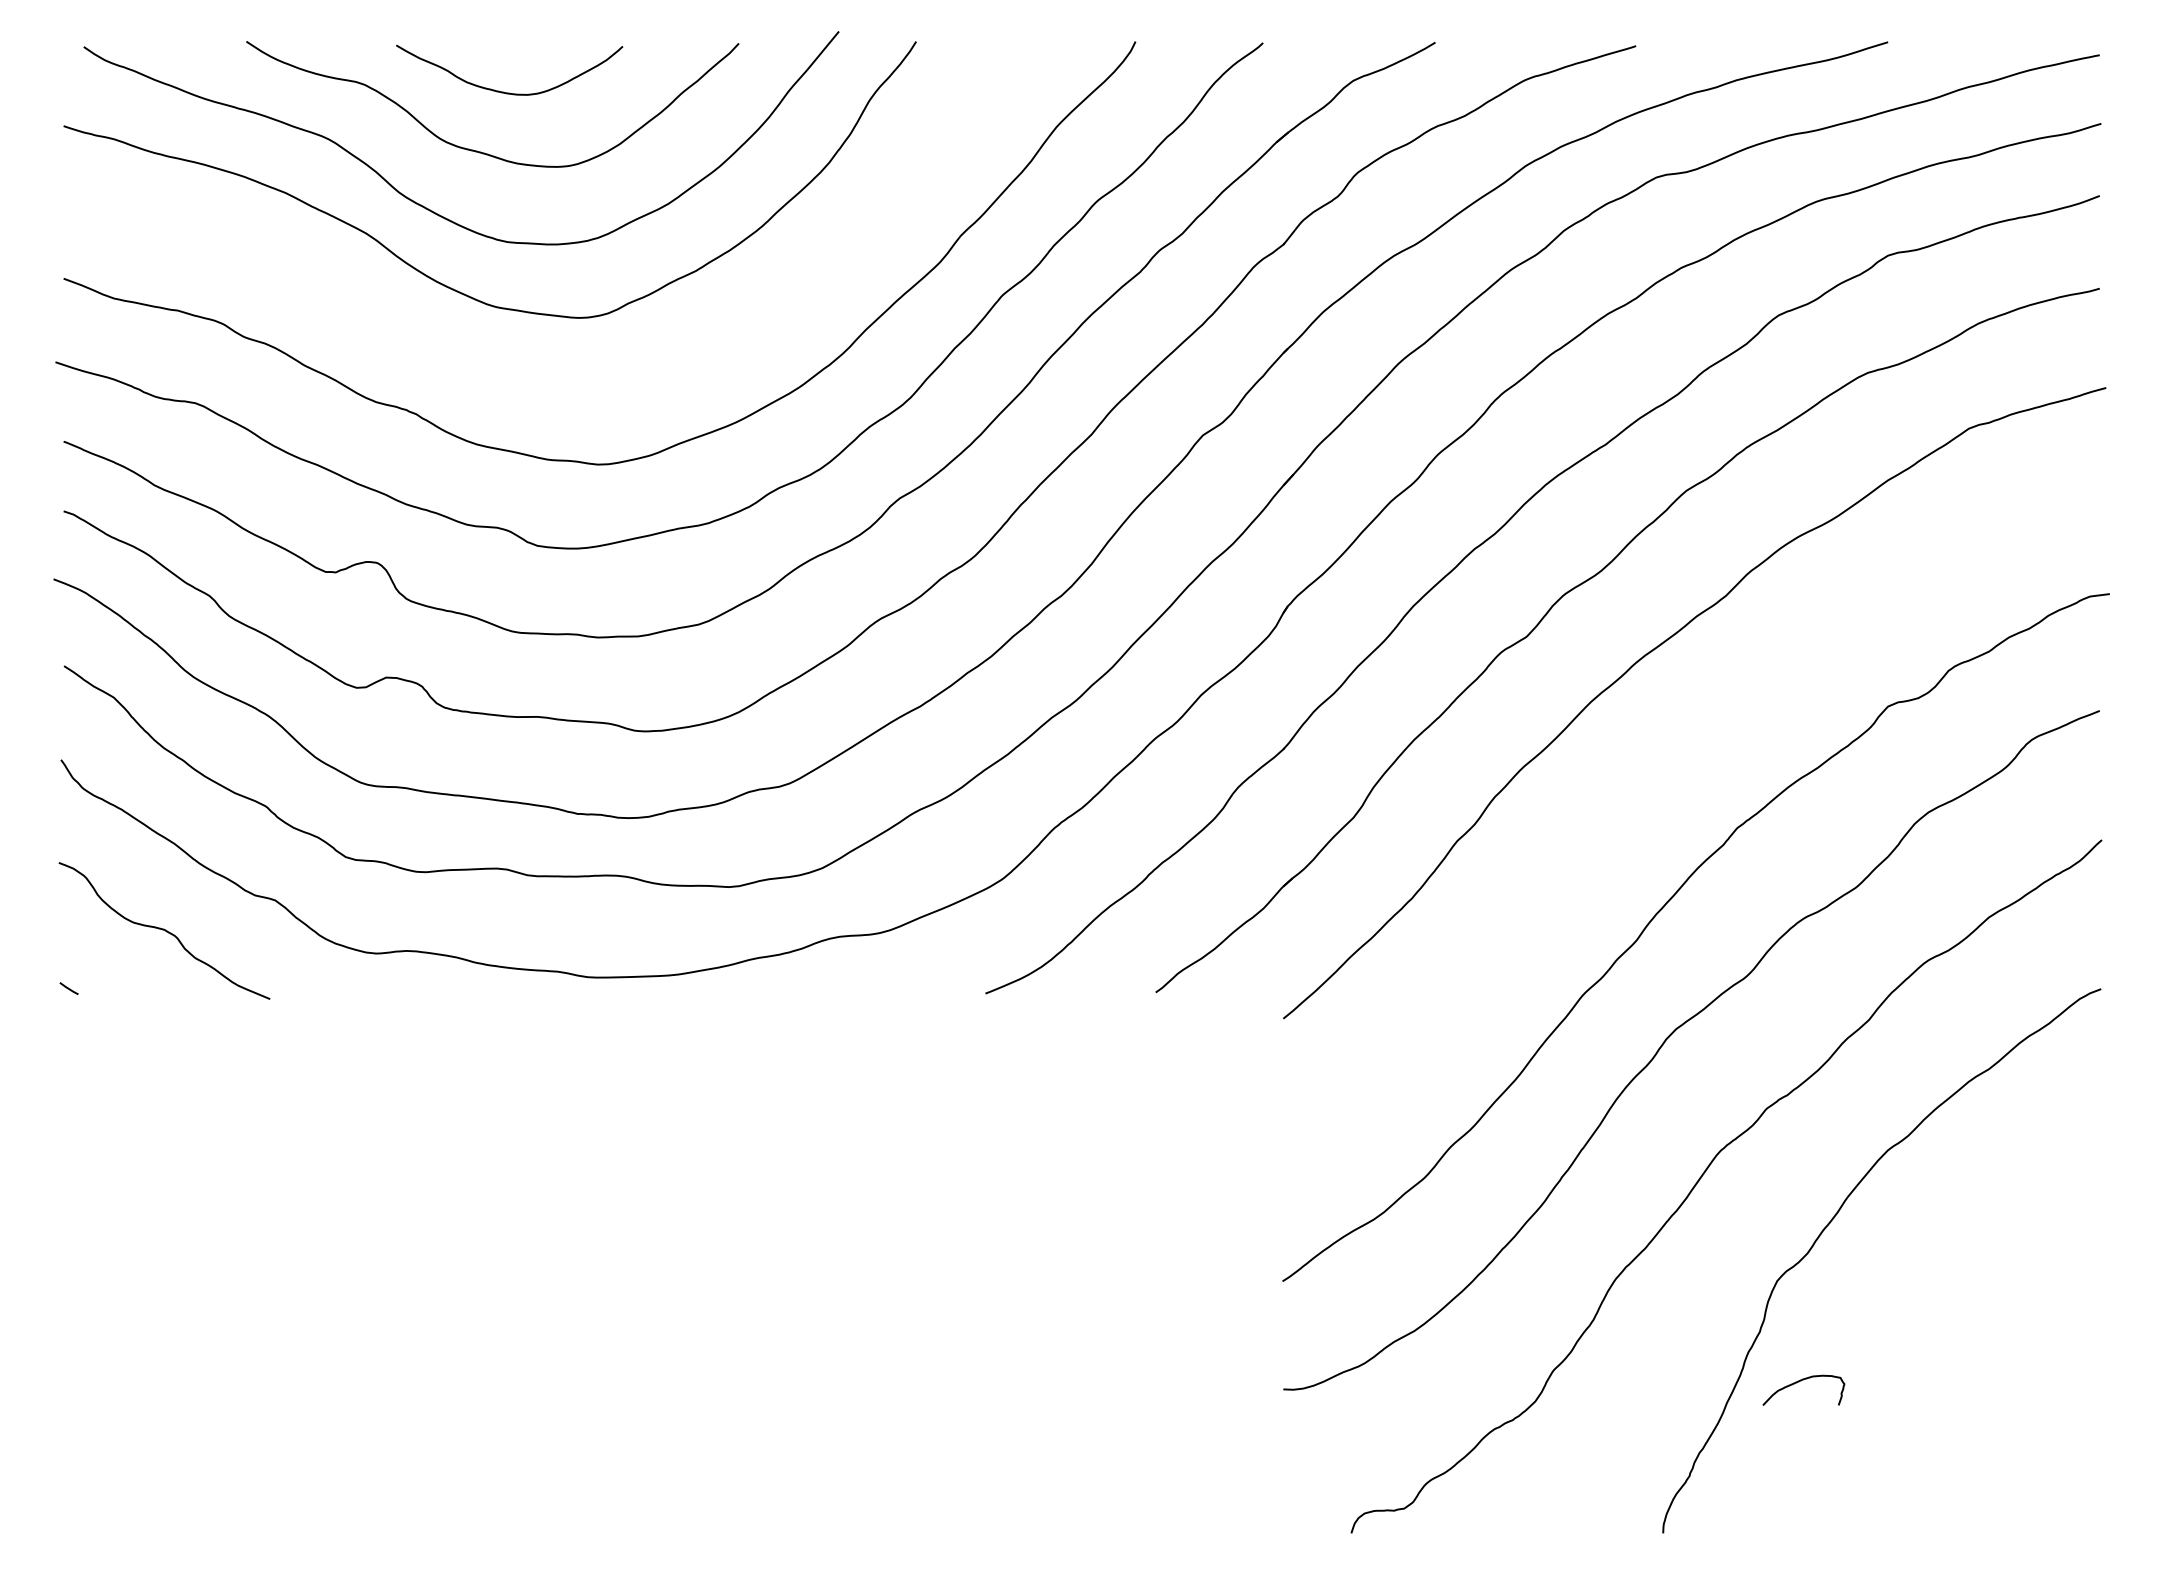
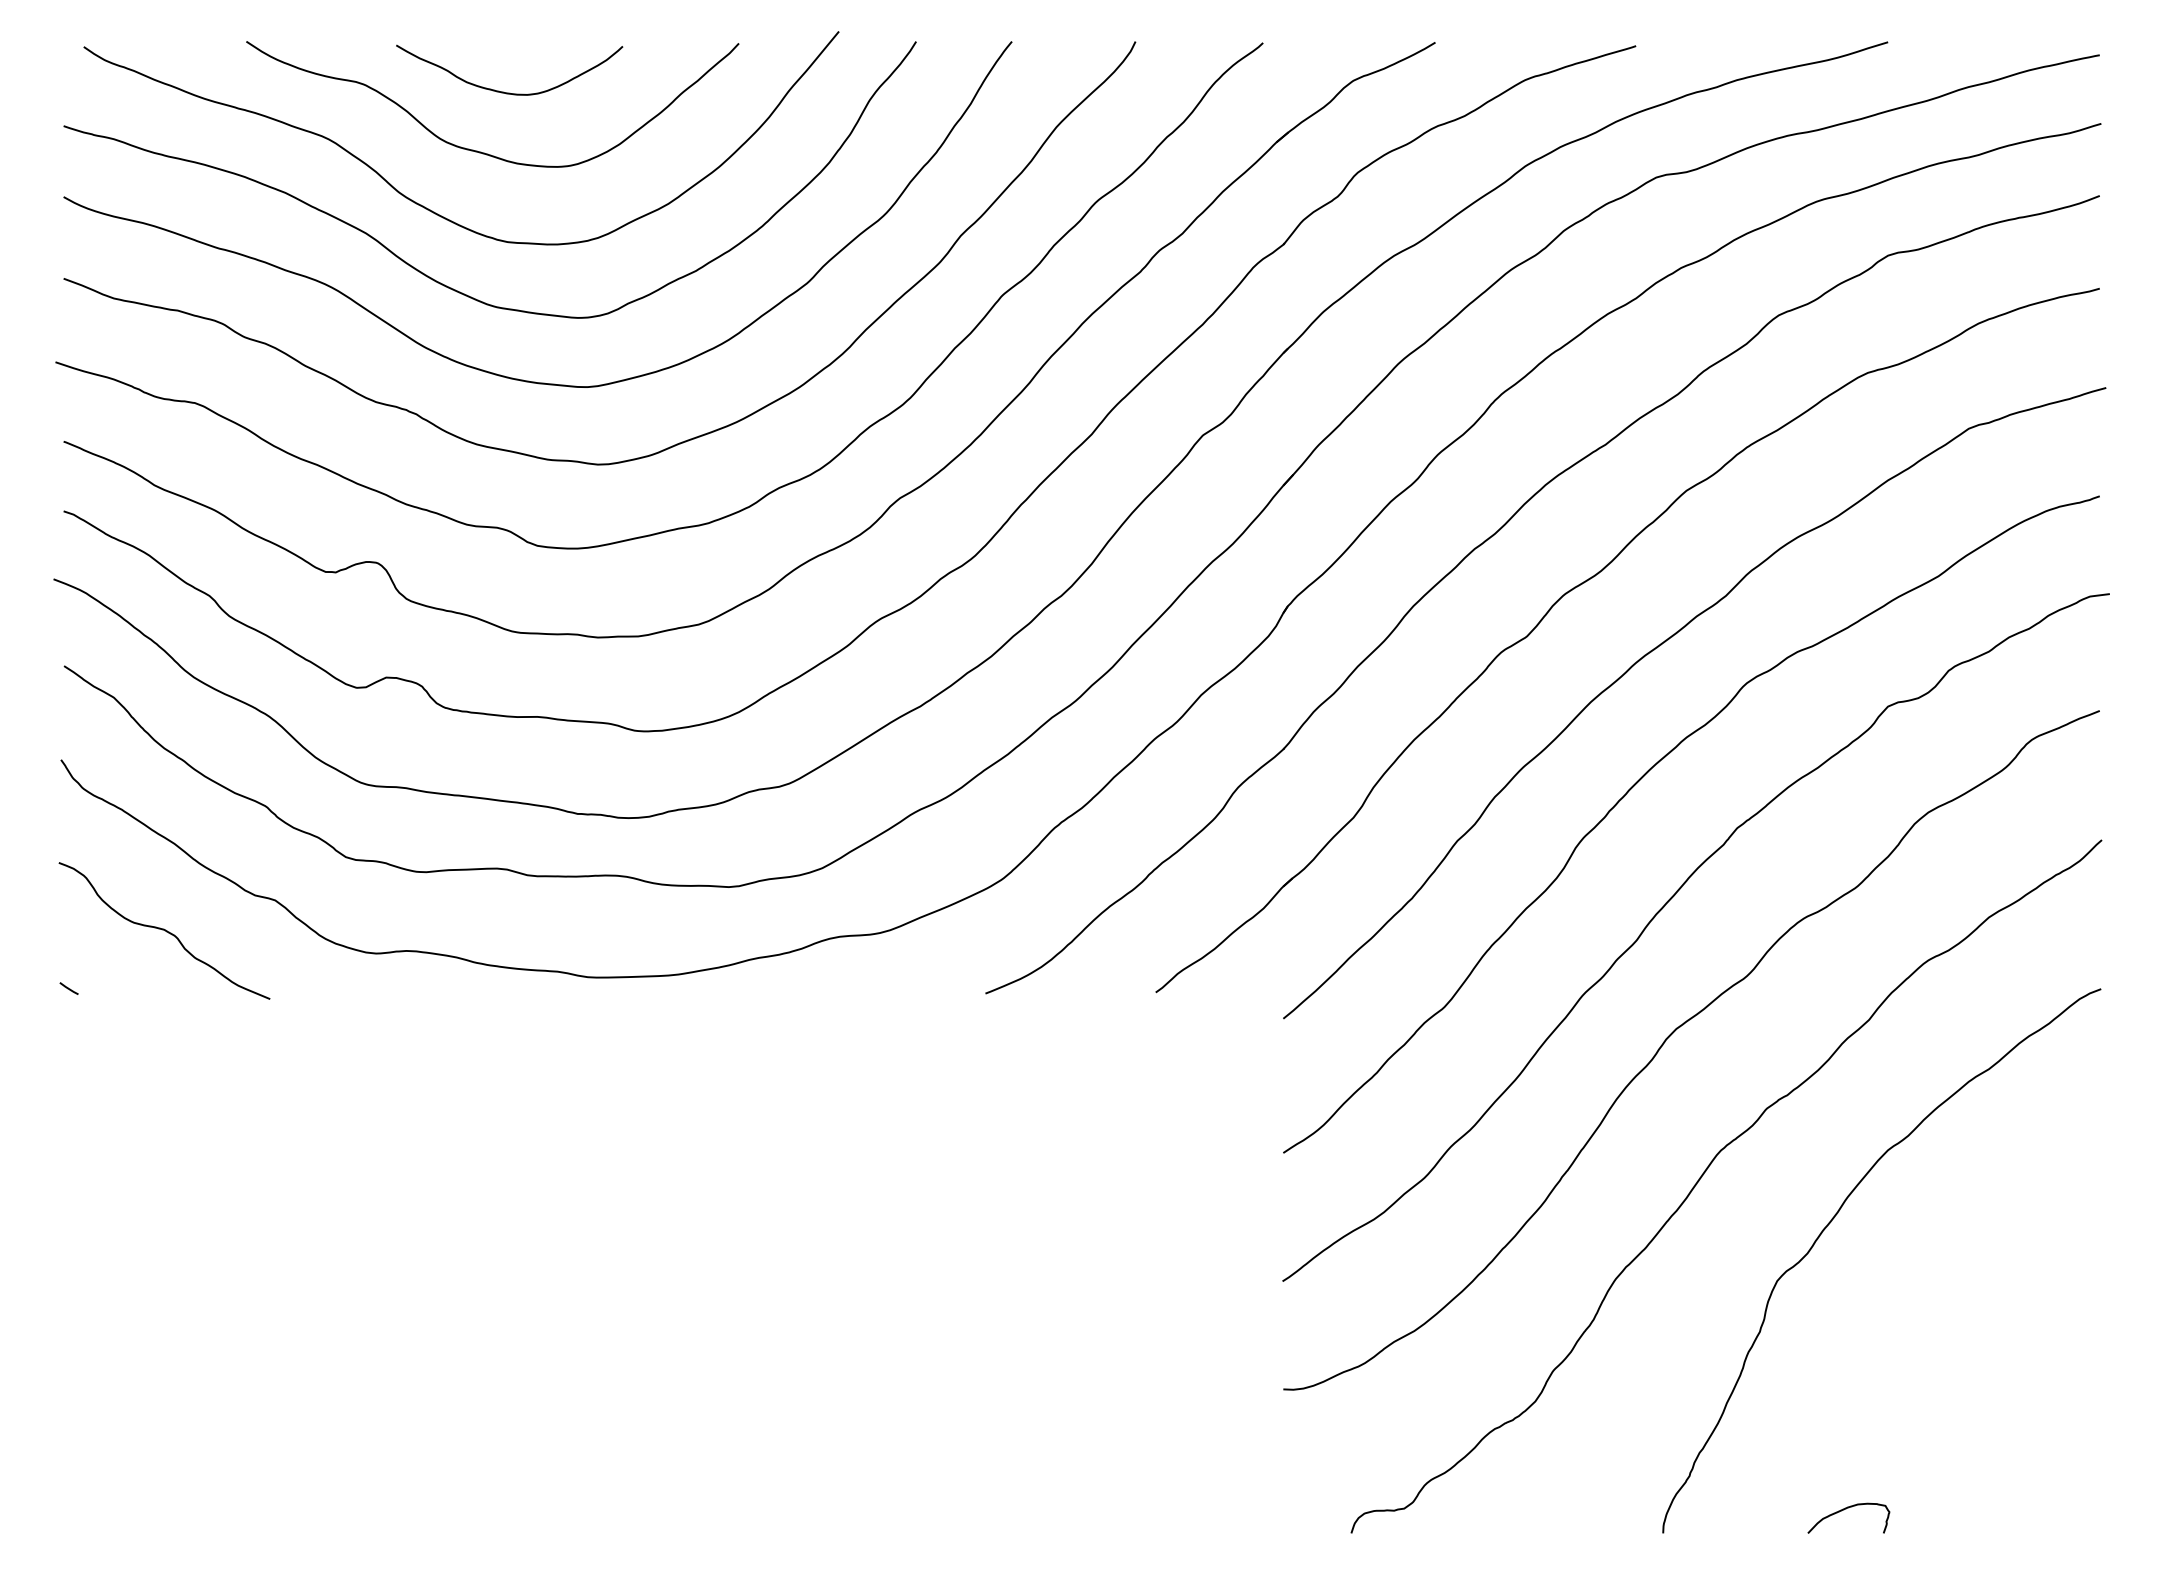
curve: none -> present (493, 372)
curve: none -> present (1644, 776)
curve position: (1799, 1382) -> (1844, 1510) (1844, 1510)
